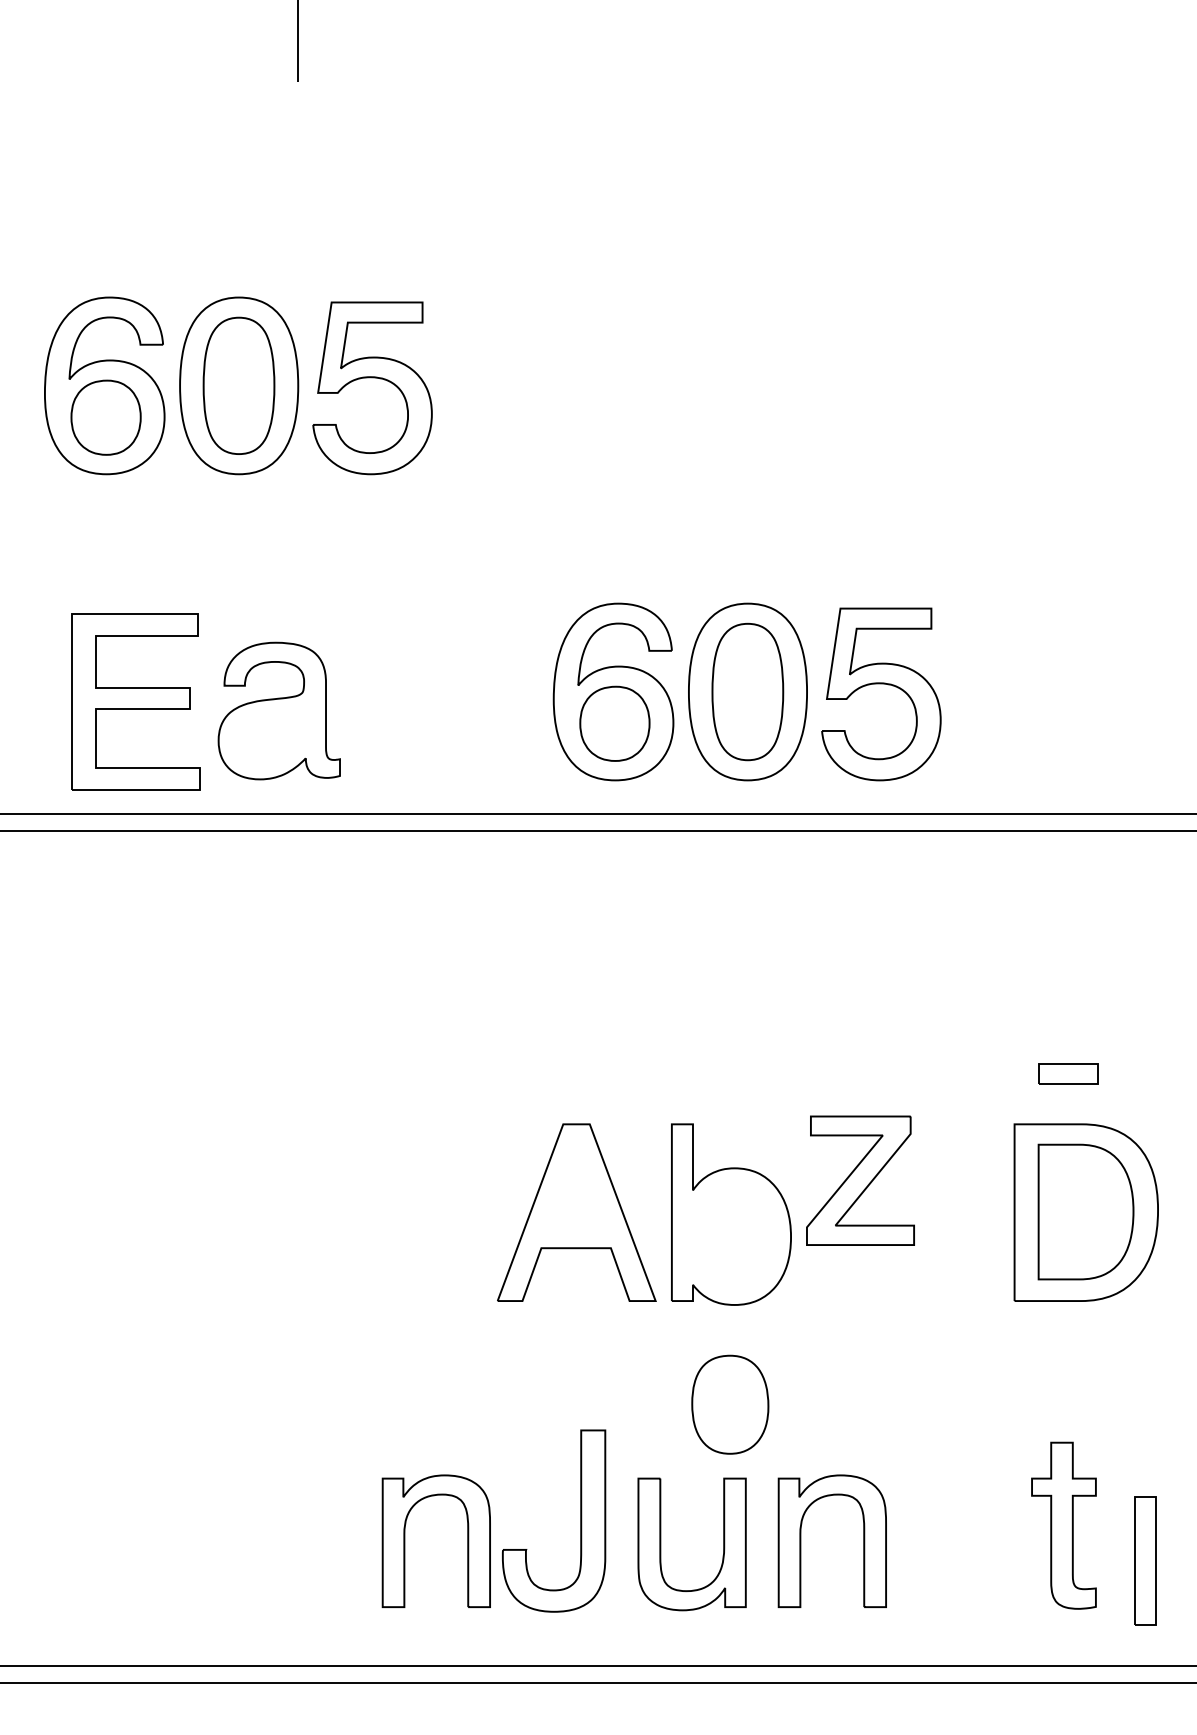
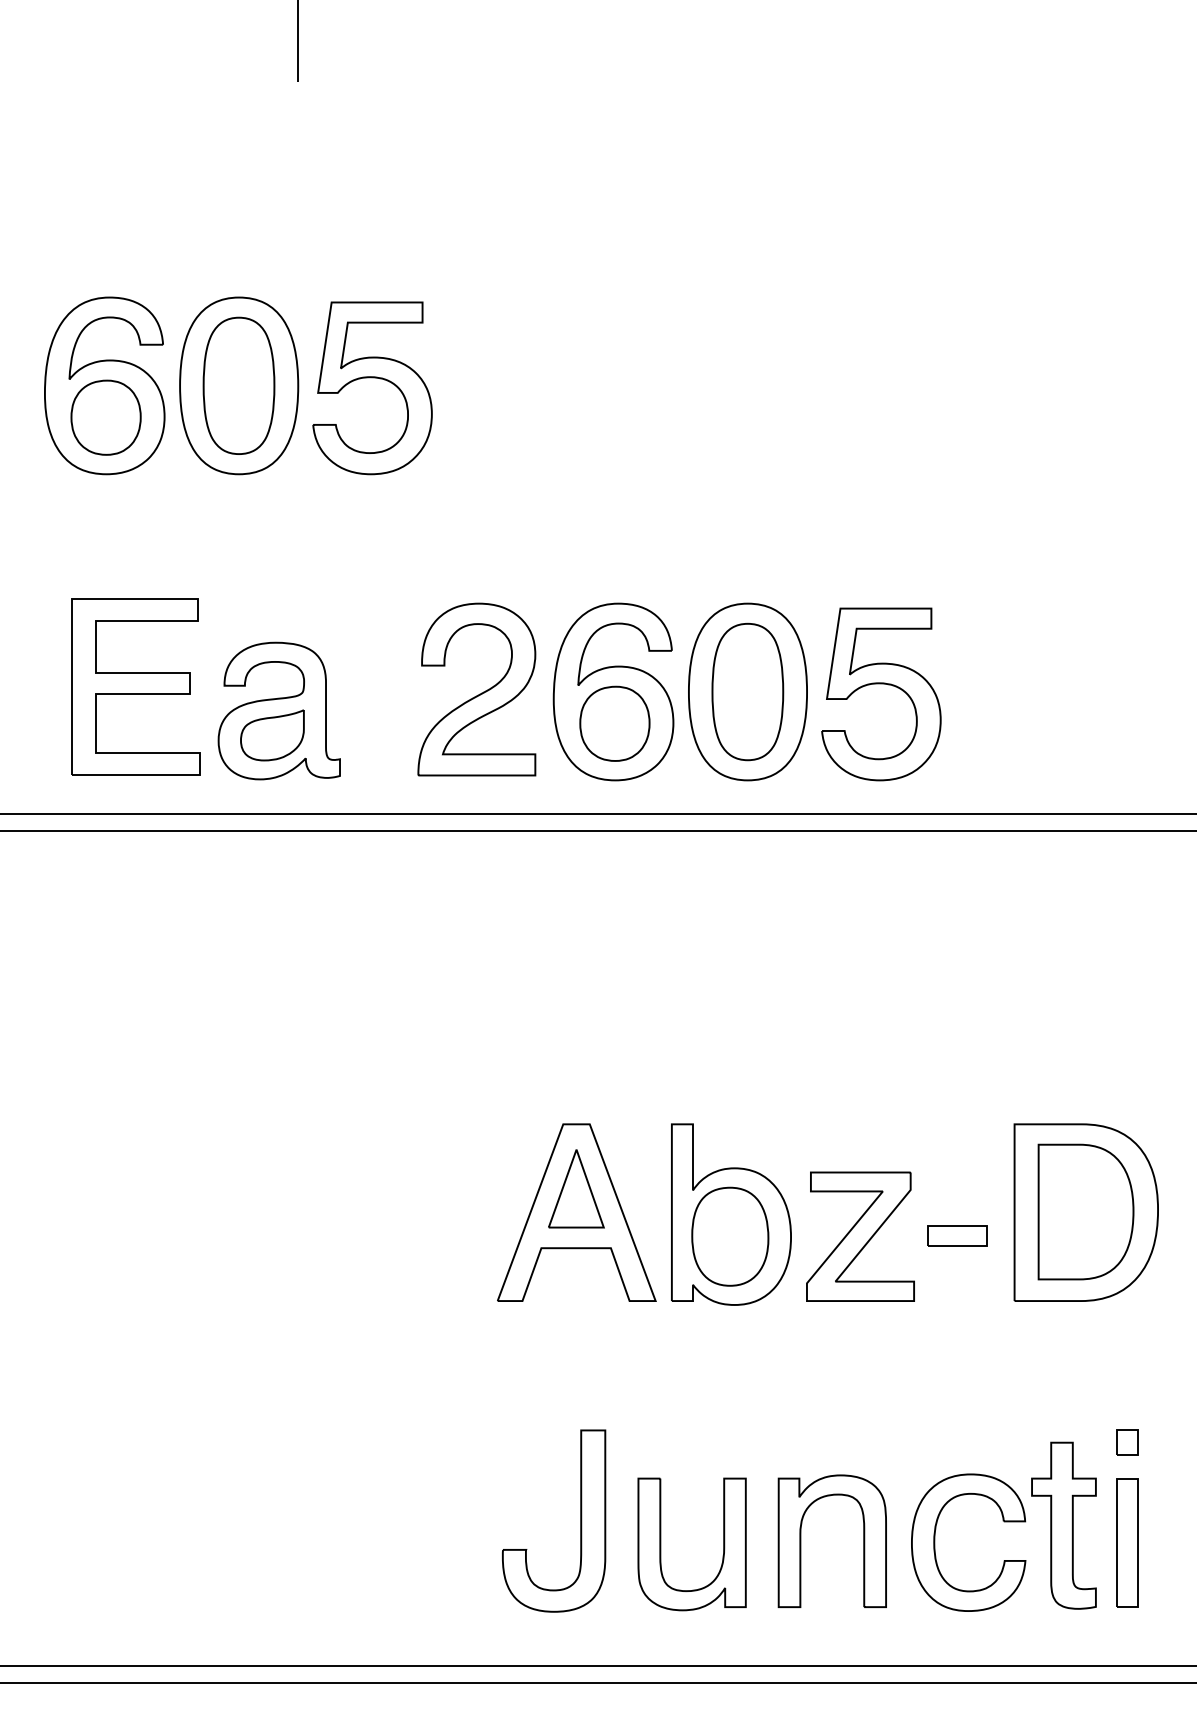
part: none -> present (476, 689)
part position: (135, 701) -> (135, 686) (135, 686)
part: none -> present (272, 735)
part position: (1068, 1073) -> (957, 1235) (957, 1235)
part position: (860, 1180) -> (860, 1236) (860, 1236)
part: none -> present (576, 1188)
part position: (730, 1404) -> (730, 1236) (730, 1236)
part: none -> present (1127, 1442)
part: present -> none (405, 1540)
part: none -> present (935, 1542)
part position: (1145, 1560) -> (1127, 1542) (1127, 1542)
